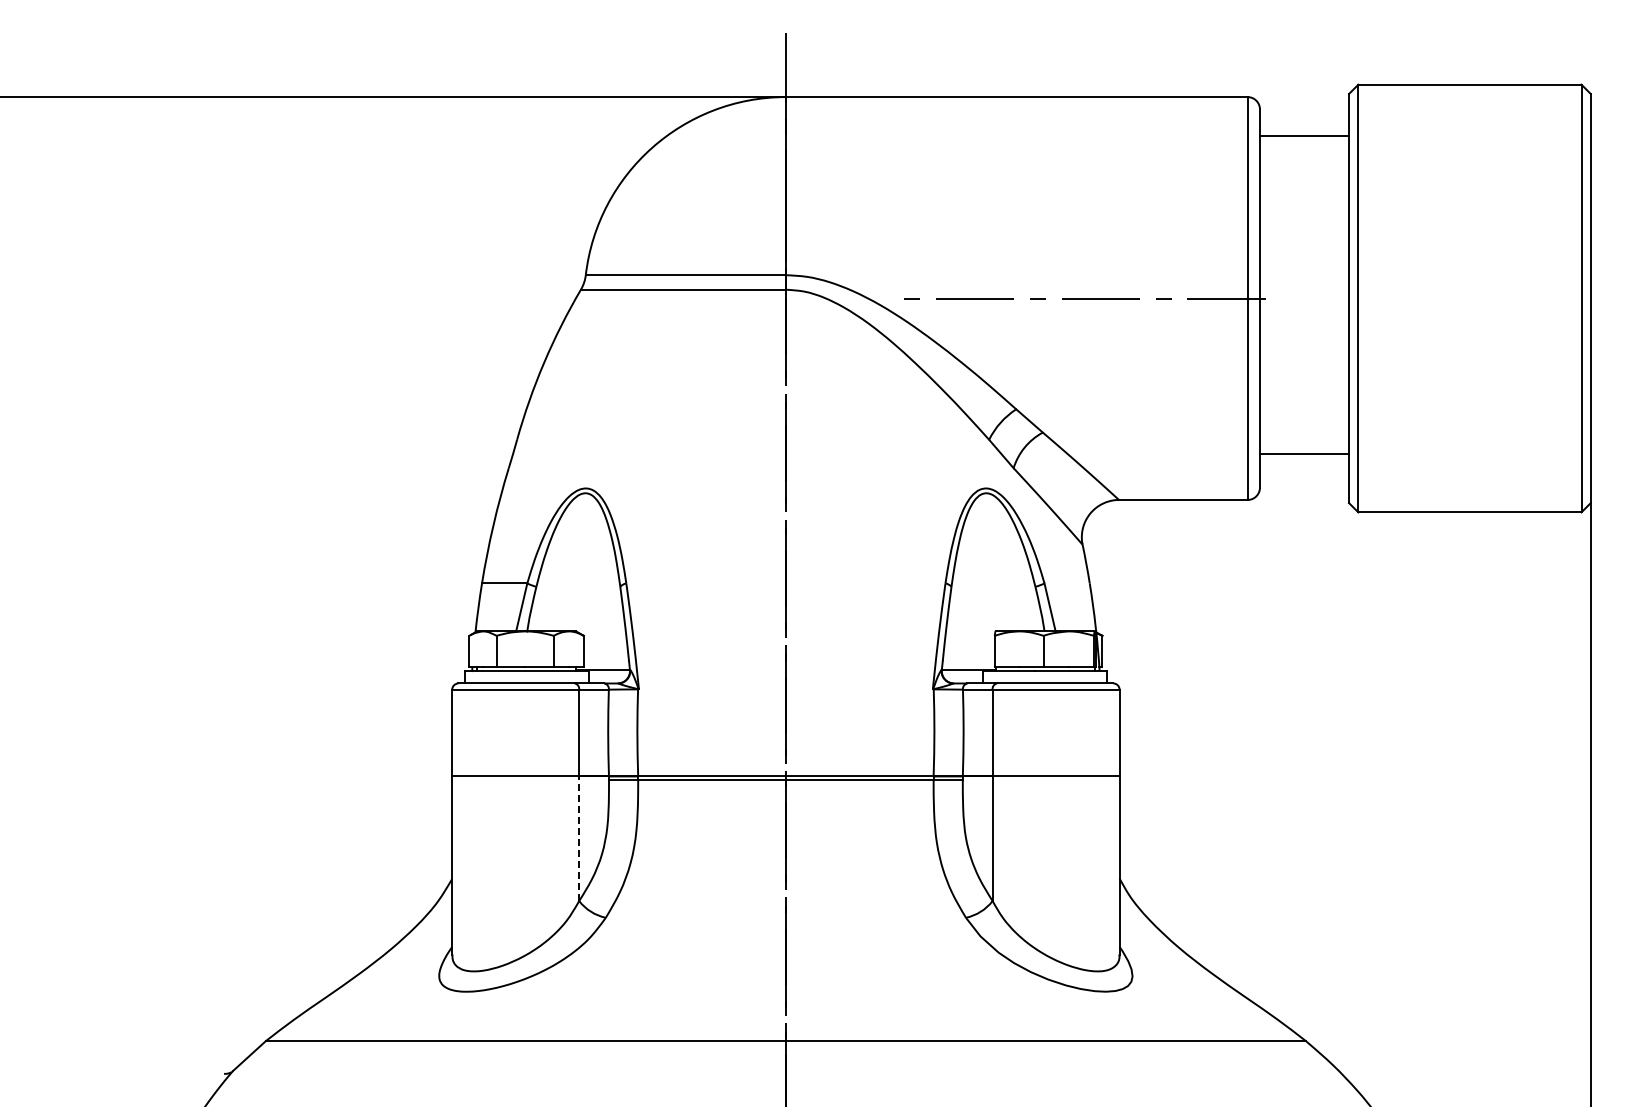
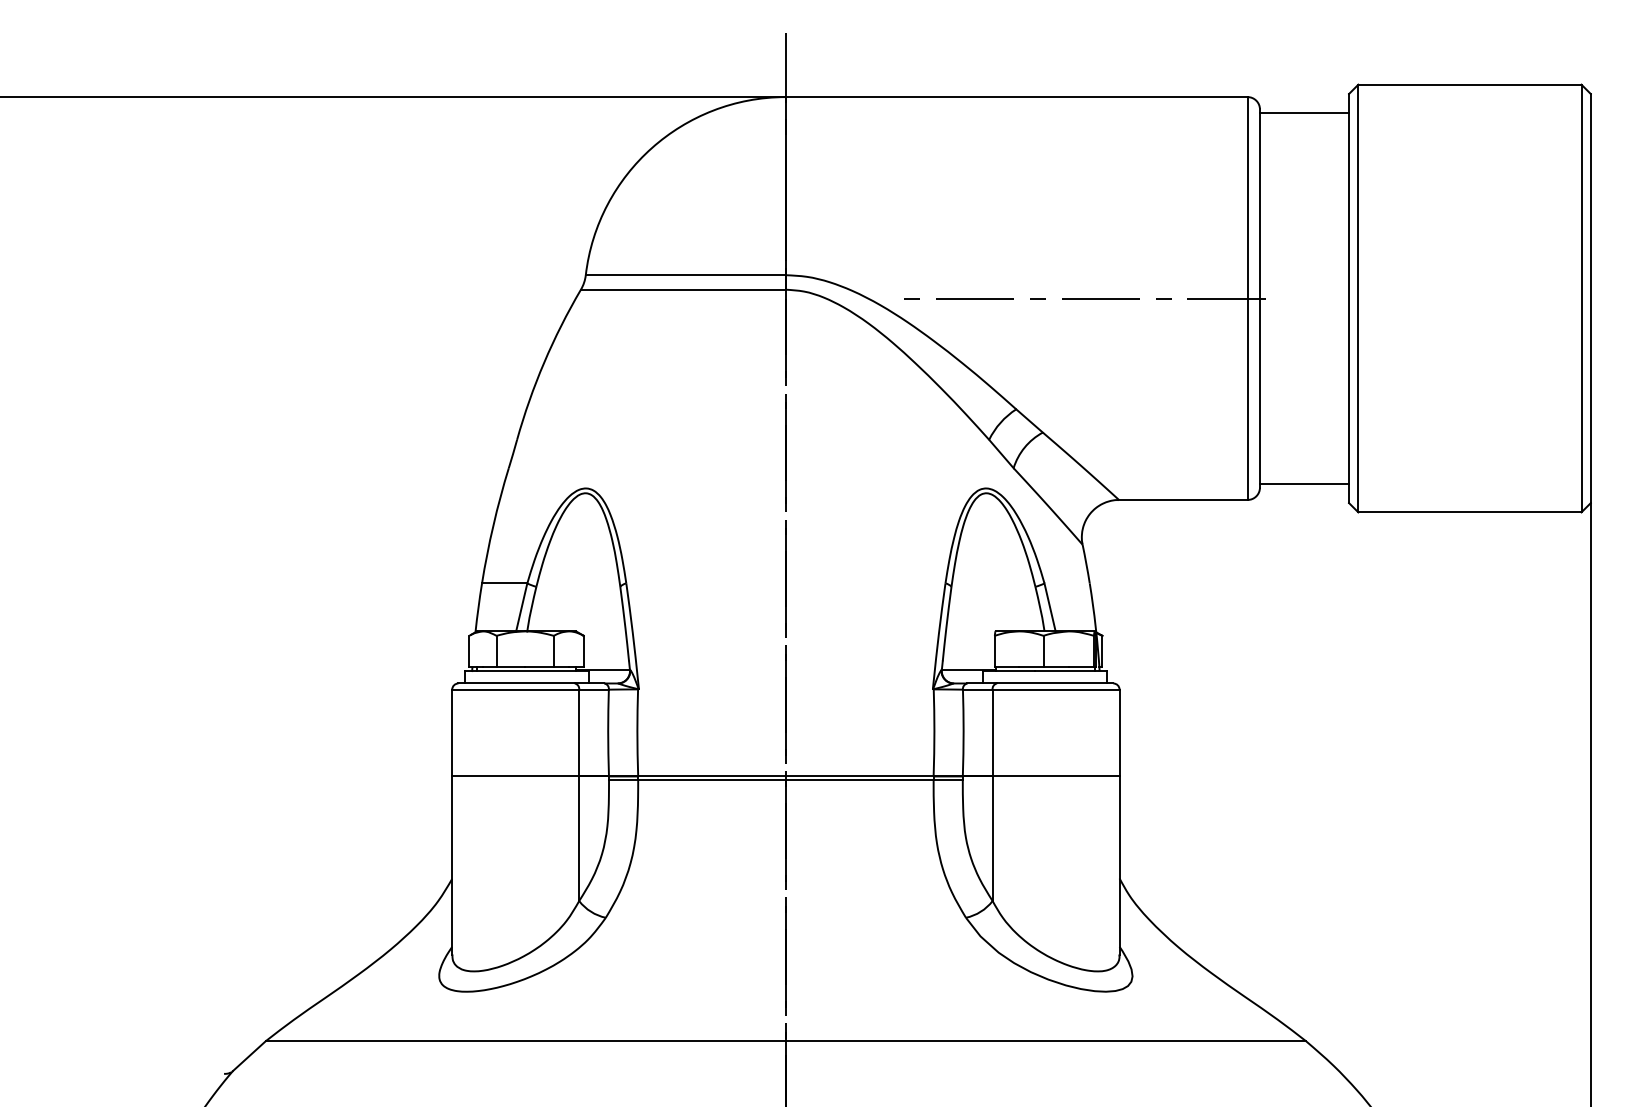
line position: (1304, 135) -> (1304, 112) (1304, 112)
line position: (1304, 454) -> (1304, 484) (1304, 484)
line: dashed -> solid (579, 838)
